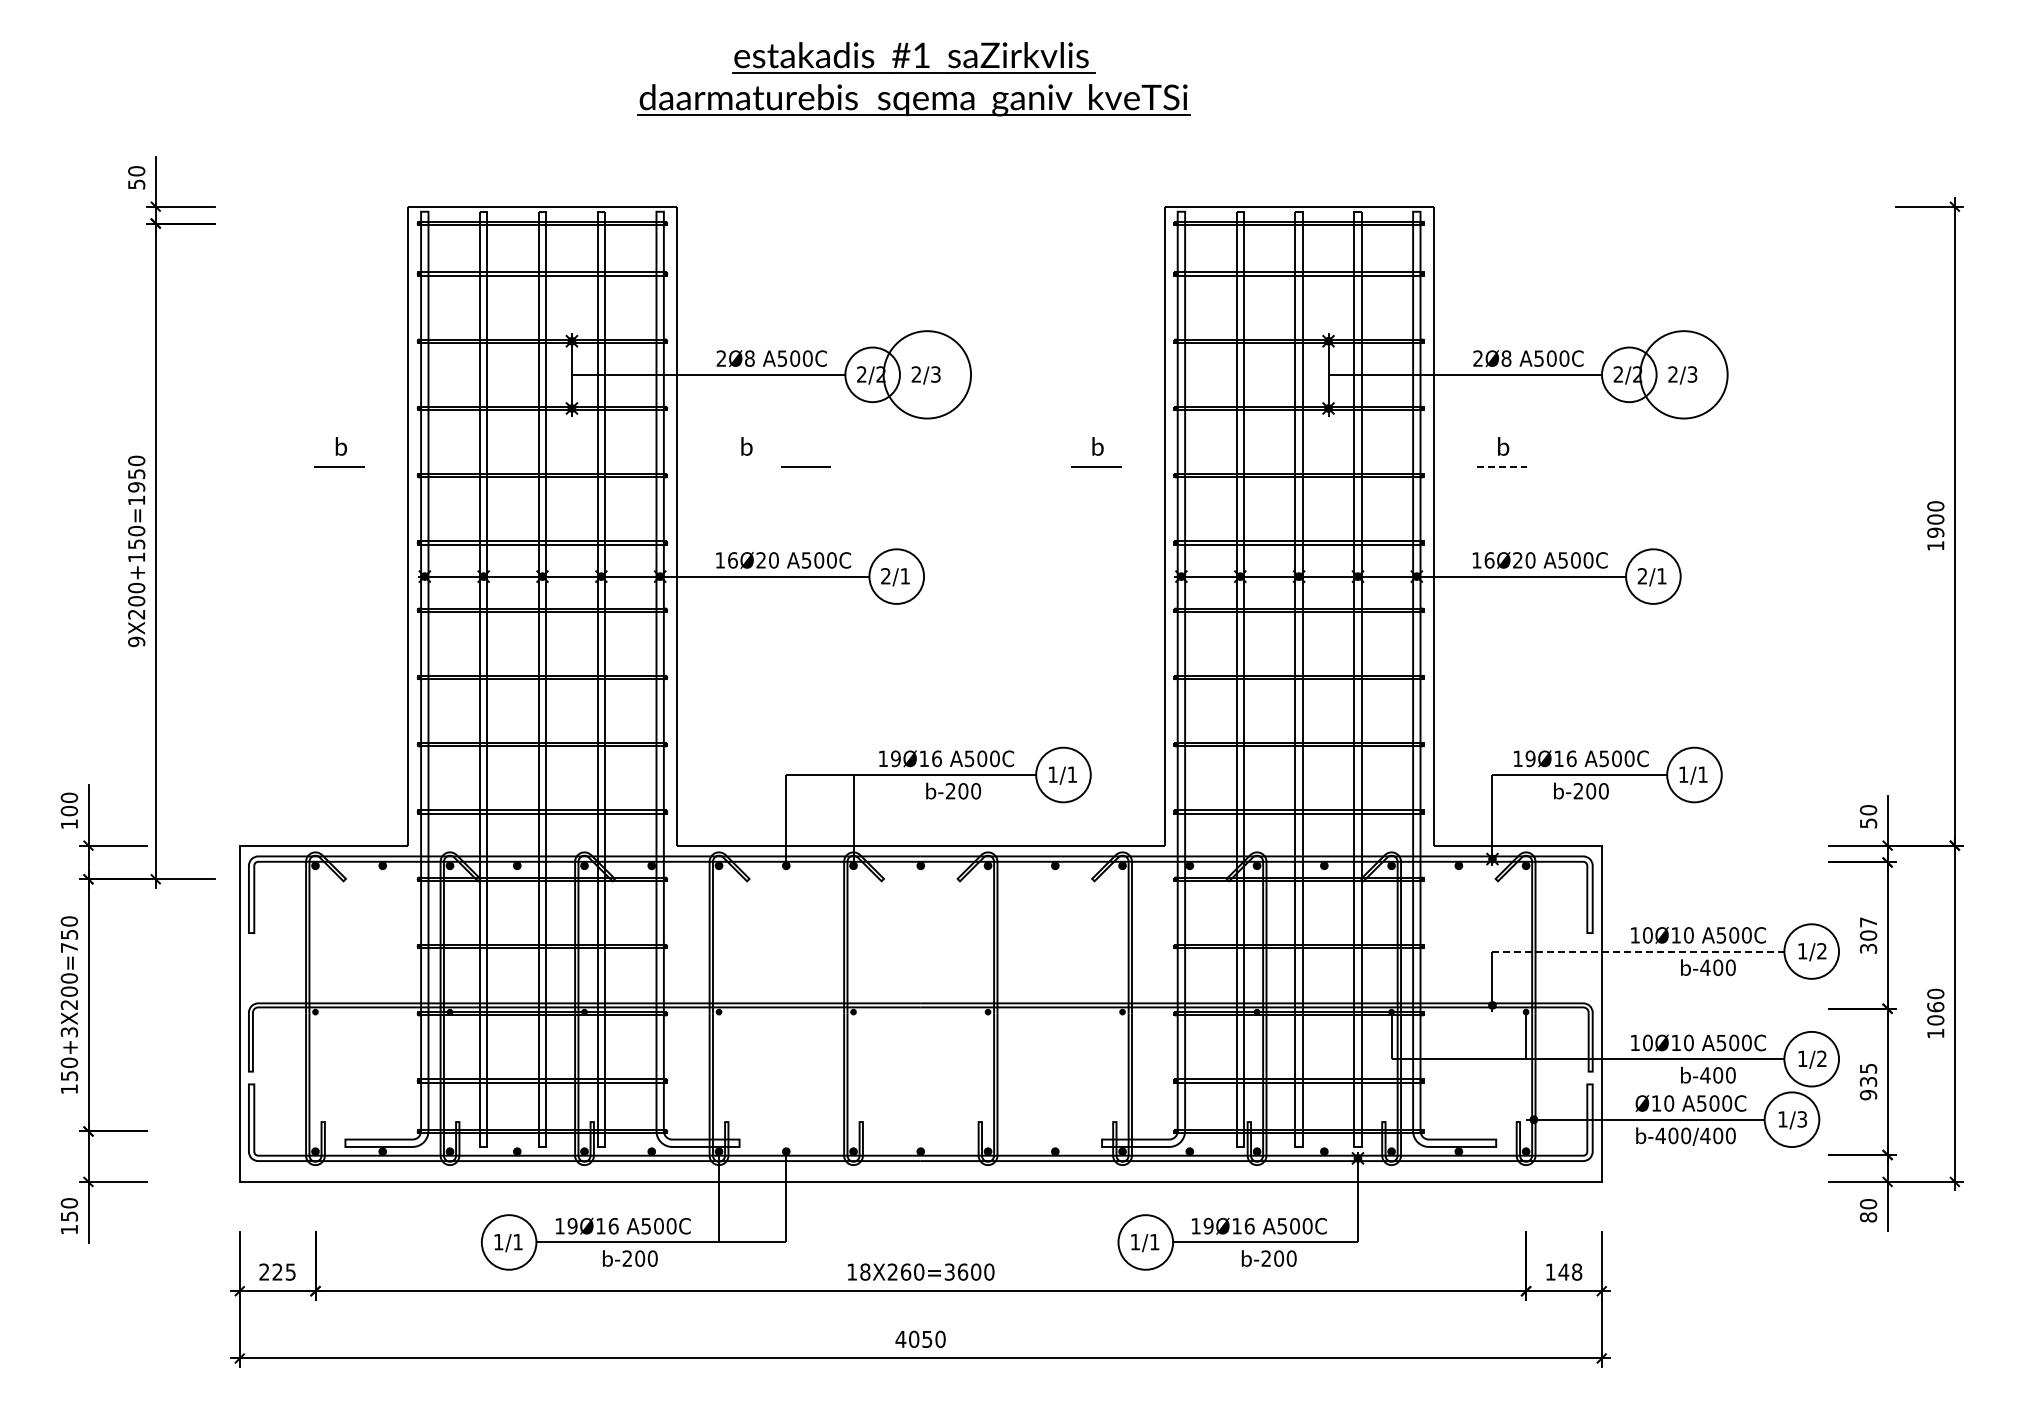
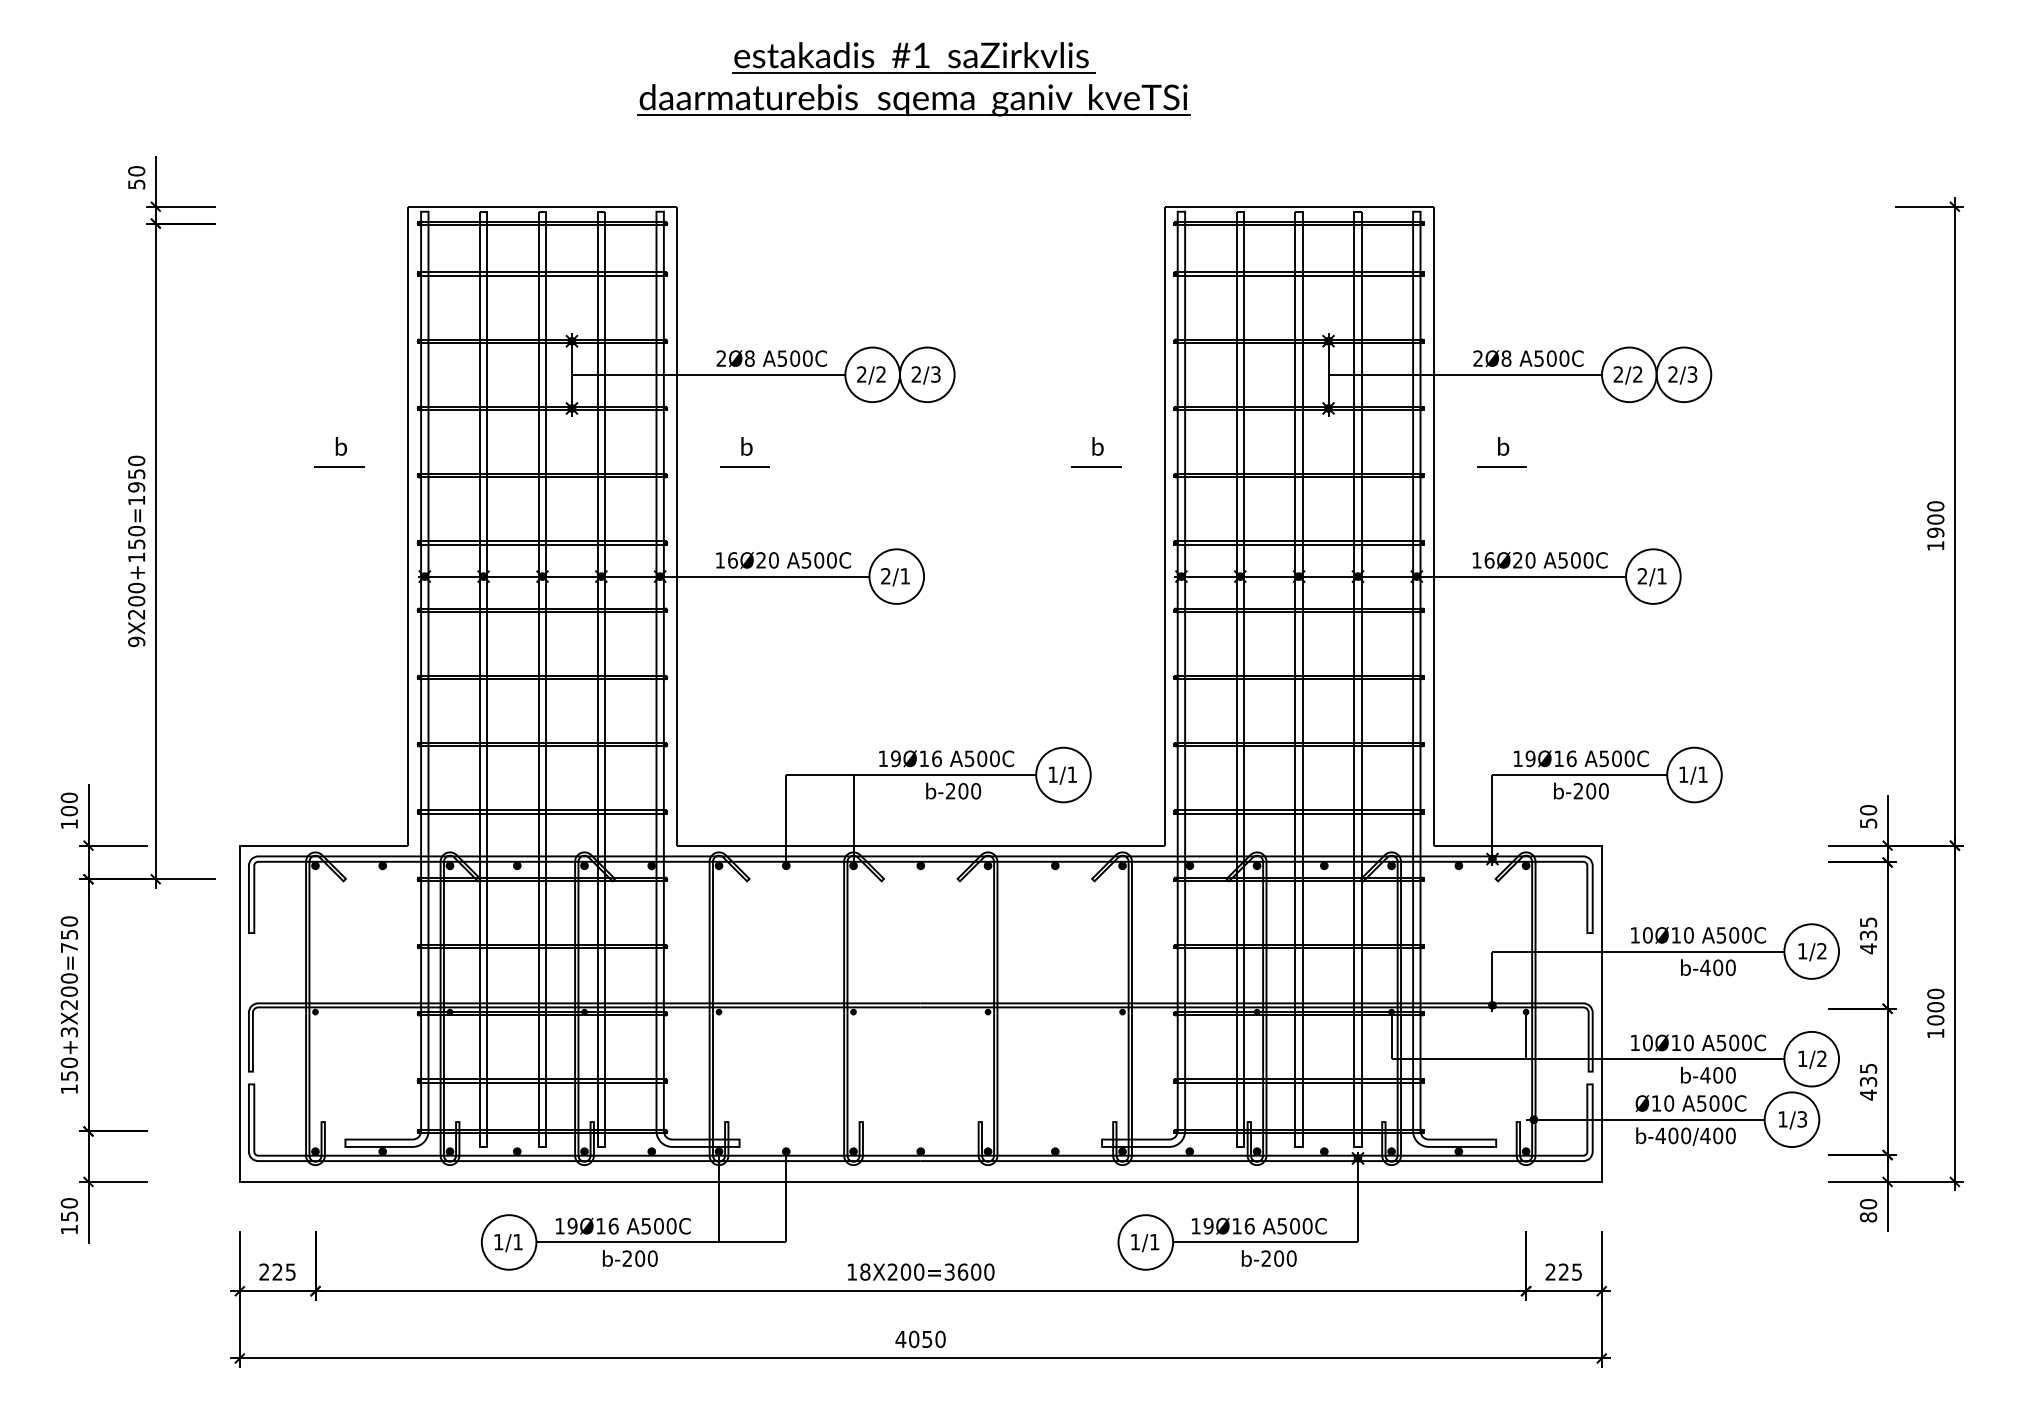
circle diameter: 87 px -> 55 px (927, 374)
circle diameter: 87 px -> 55 px (1683, 374)
line position: (805, 466) -> (744, 466) (744, 466)
line: dashed -> solid (1502, 467)
text: 307 -> 435 (1868, 935)
line: dashed -> solid (1638, 951)
text: 1060 -> 1000 (1935, 1007)
text: 935 -> 435 (1868, 1094)
text: 18X260=3600 -> 18X200=3600 (905, 1271)
text: 148 -> 225 (1563, 1271)
